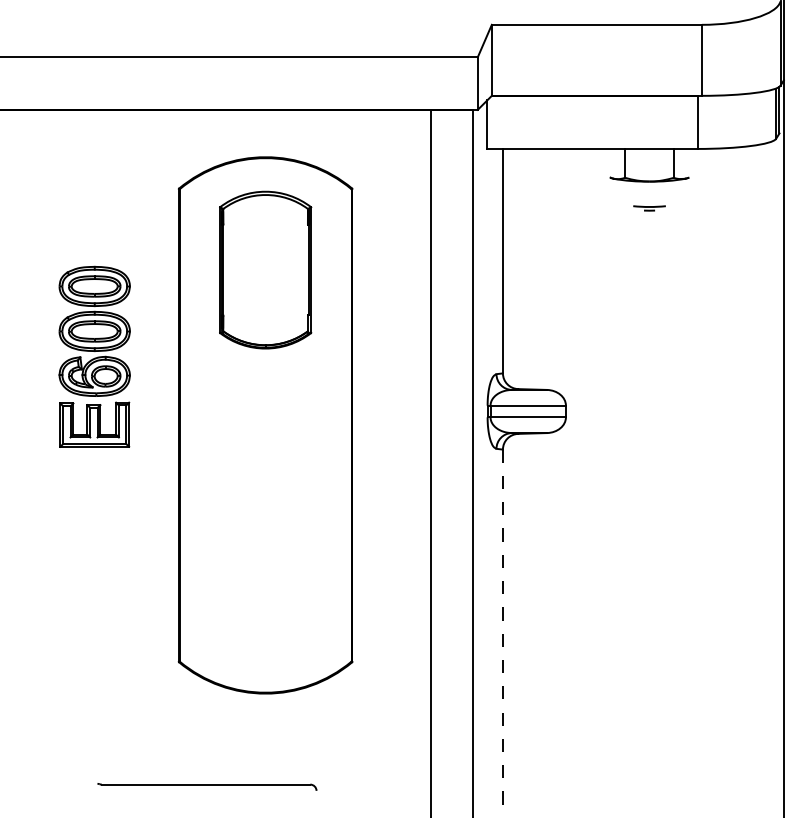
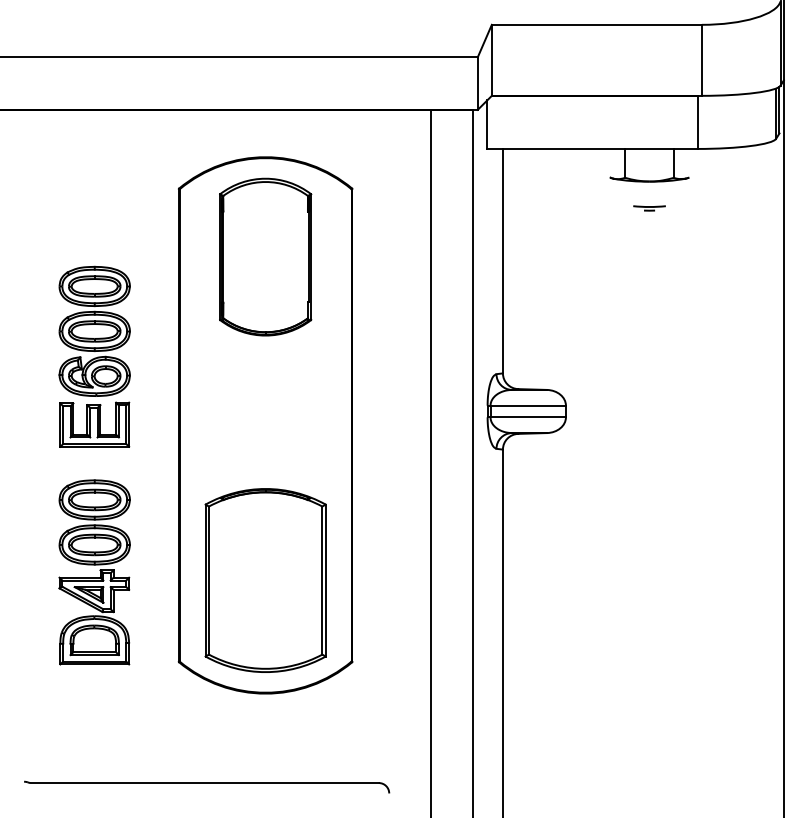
part position: (265, 269) -> (265, 256) (265, 256)
part: none -> present (94, 572)
part: none -> present (265, 580)
line: dashed -> solid (502, 633)
part size: 221x8 px -> 367x14 px (207, 786)
